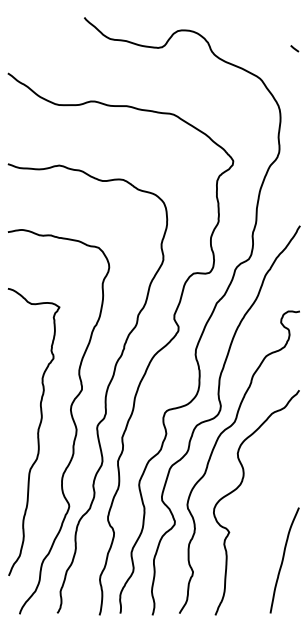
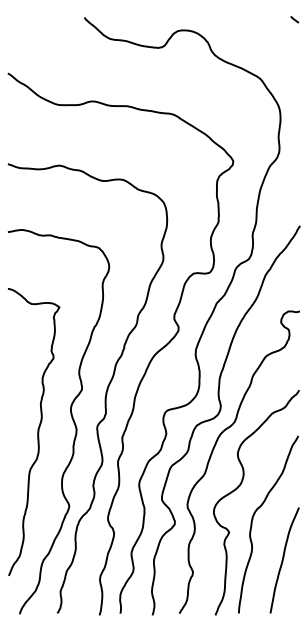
line position: (294, 48) -> (294, 19) (294, 19)
curve: none -> present (253, 519)
